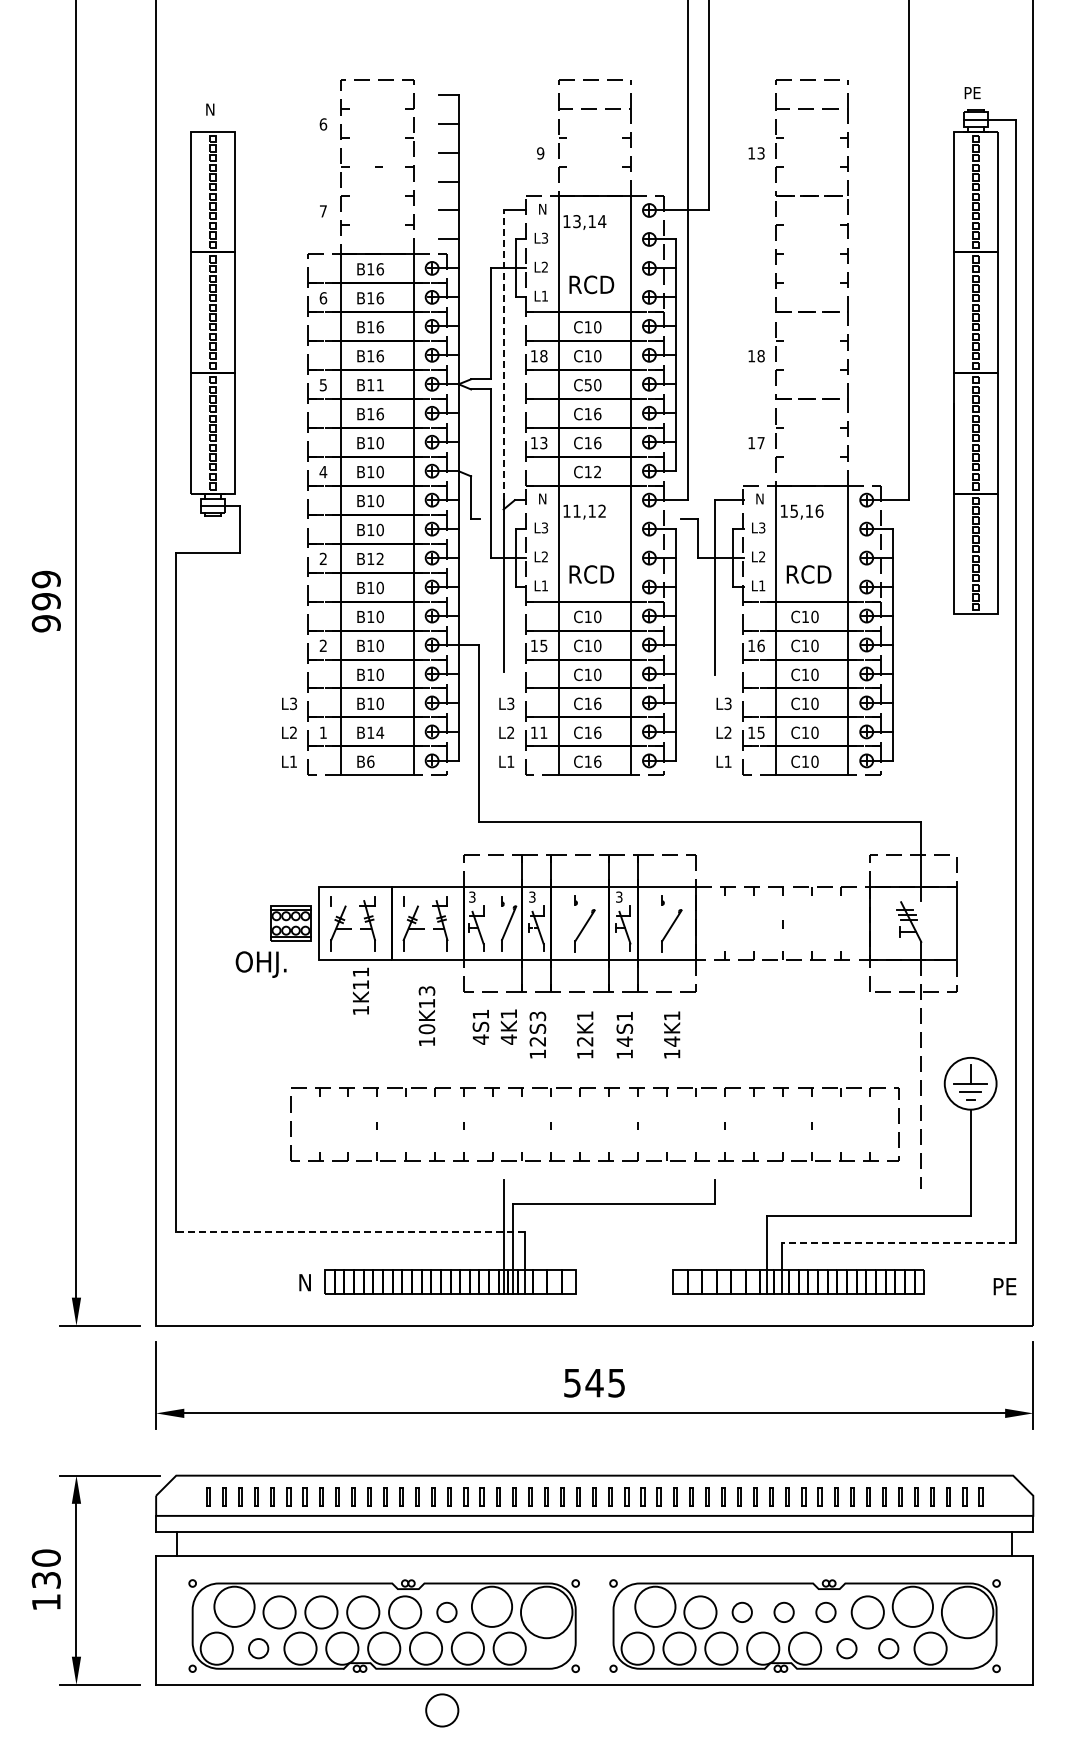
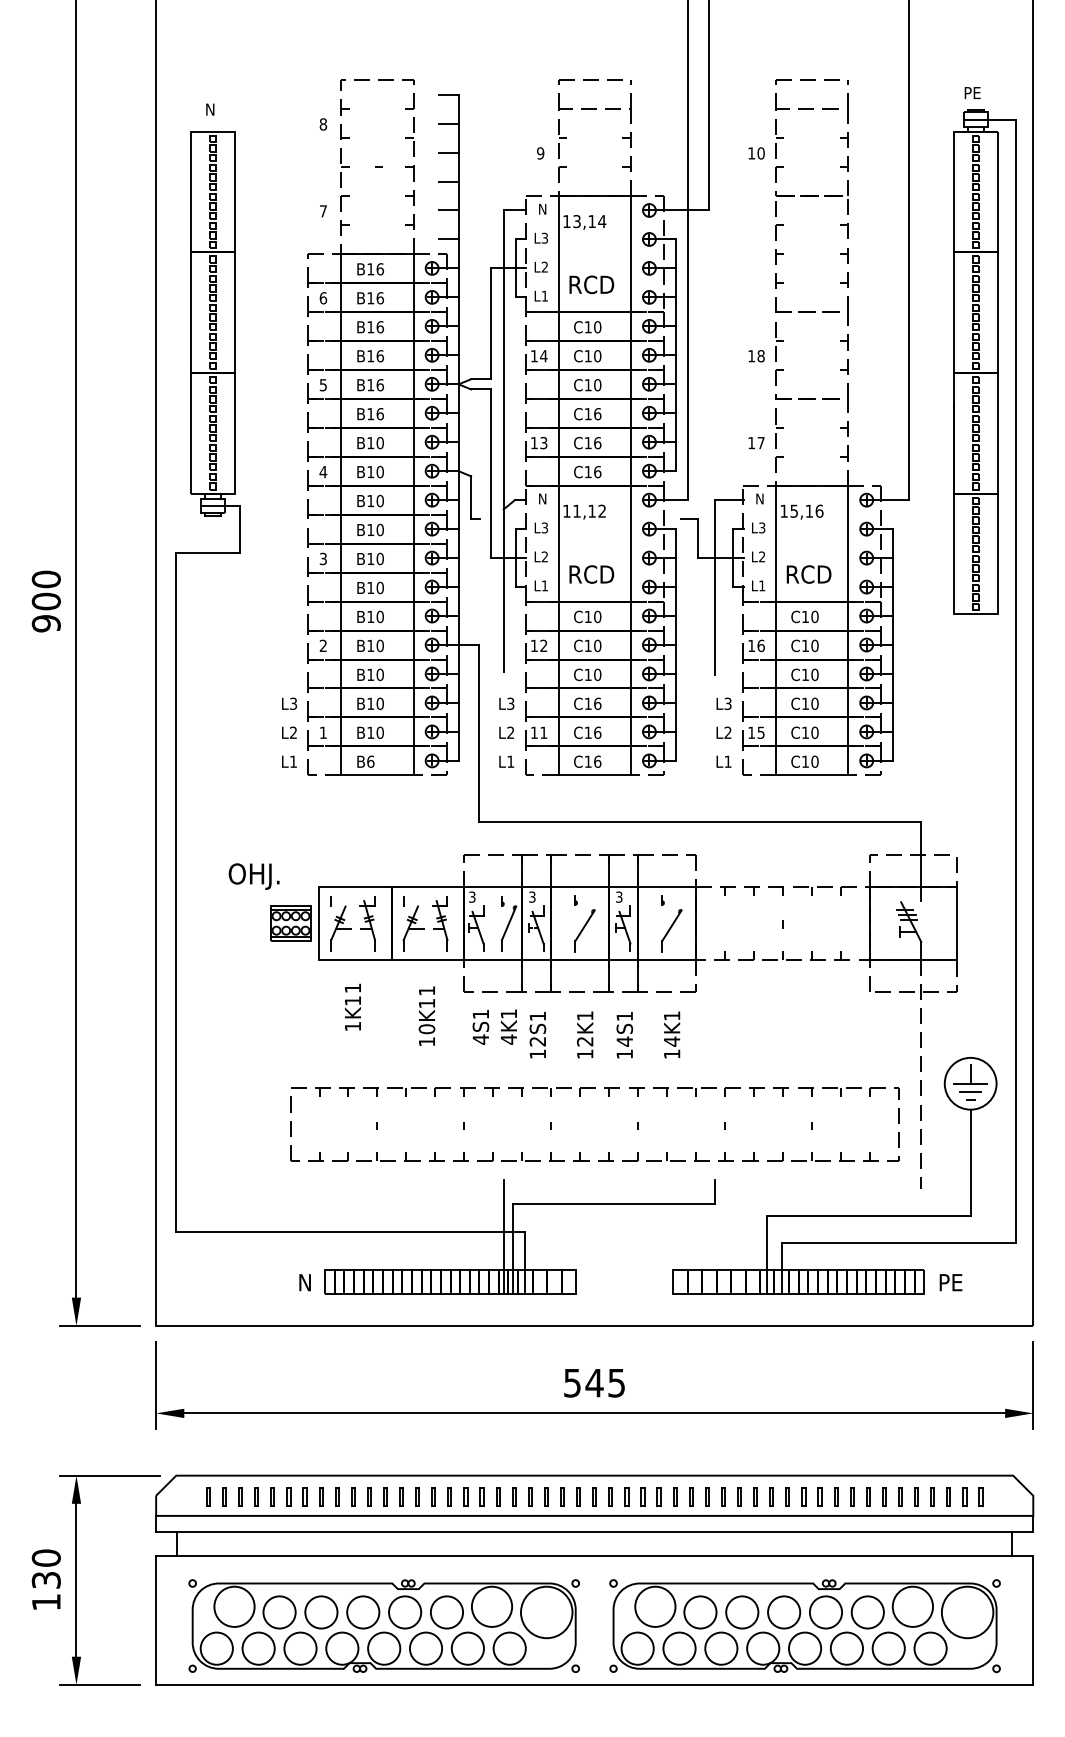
text: 6 -> 8 (323, 124)
text: 13 -> 10 (760, 153)
line: dashed -> solid (503, 355)
text: 18 -> 14 (543, 356)
text: B11 -> B16 (380, 385)
text: C50 -> C10 (587, 385)
text: C12 -> C16 (597, 471)
text: B12 -> B10 (379, 558)
text: 2 -> 3 (322, 559)
text: 999 -> 900 (46, 590)
text: 15 -> 12 (543, 645)
text: B14 -> B10 (380, 732)
text position: (260, 964) -> (253, 876) (253, 876)
text position: (360, 990) -> (352, 1006) (352, 1006)
text: 10K13 -> 10K11 (426, 990)
text: 12S3 -> 12S1 (537, 1016)
line: dashed -> solid (350, 1232)
line: dashed -> solid (898, 1242)
text position: (1004, 1286) -> (950, 1282) (950, 1282)
circle diameter: 19 px -> 32 px (446, 1612)
circle diameter: 19 px -> 32 px (742, 1612)
circle diameter: 19 px -> 32 px (784, 1612)
circle diameter: 19 px -> 32 px (825, 1612)
circle diameter: 19 px -> 32 px (258, 1648)
circle diameter: 19 px -> 32 px (846, 1648)
circle diameter: 19 px -> 32 px (888, 1648)
circle: present -> none (442, 1710)
